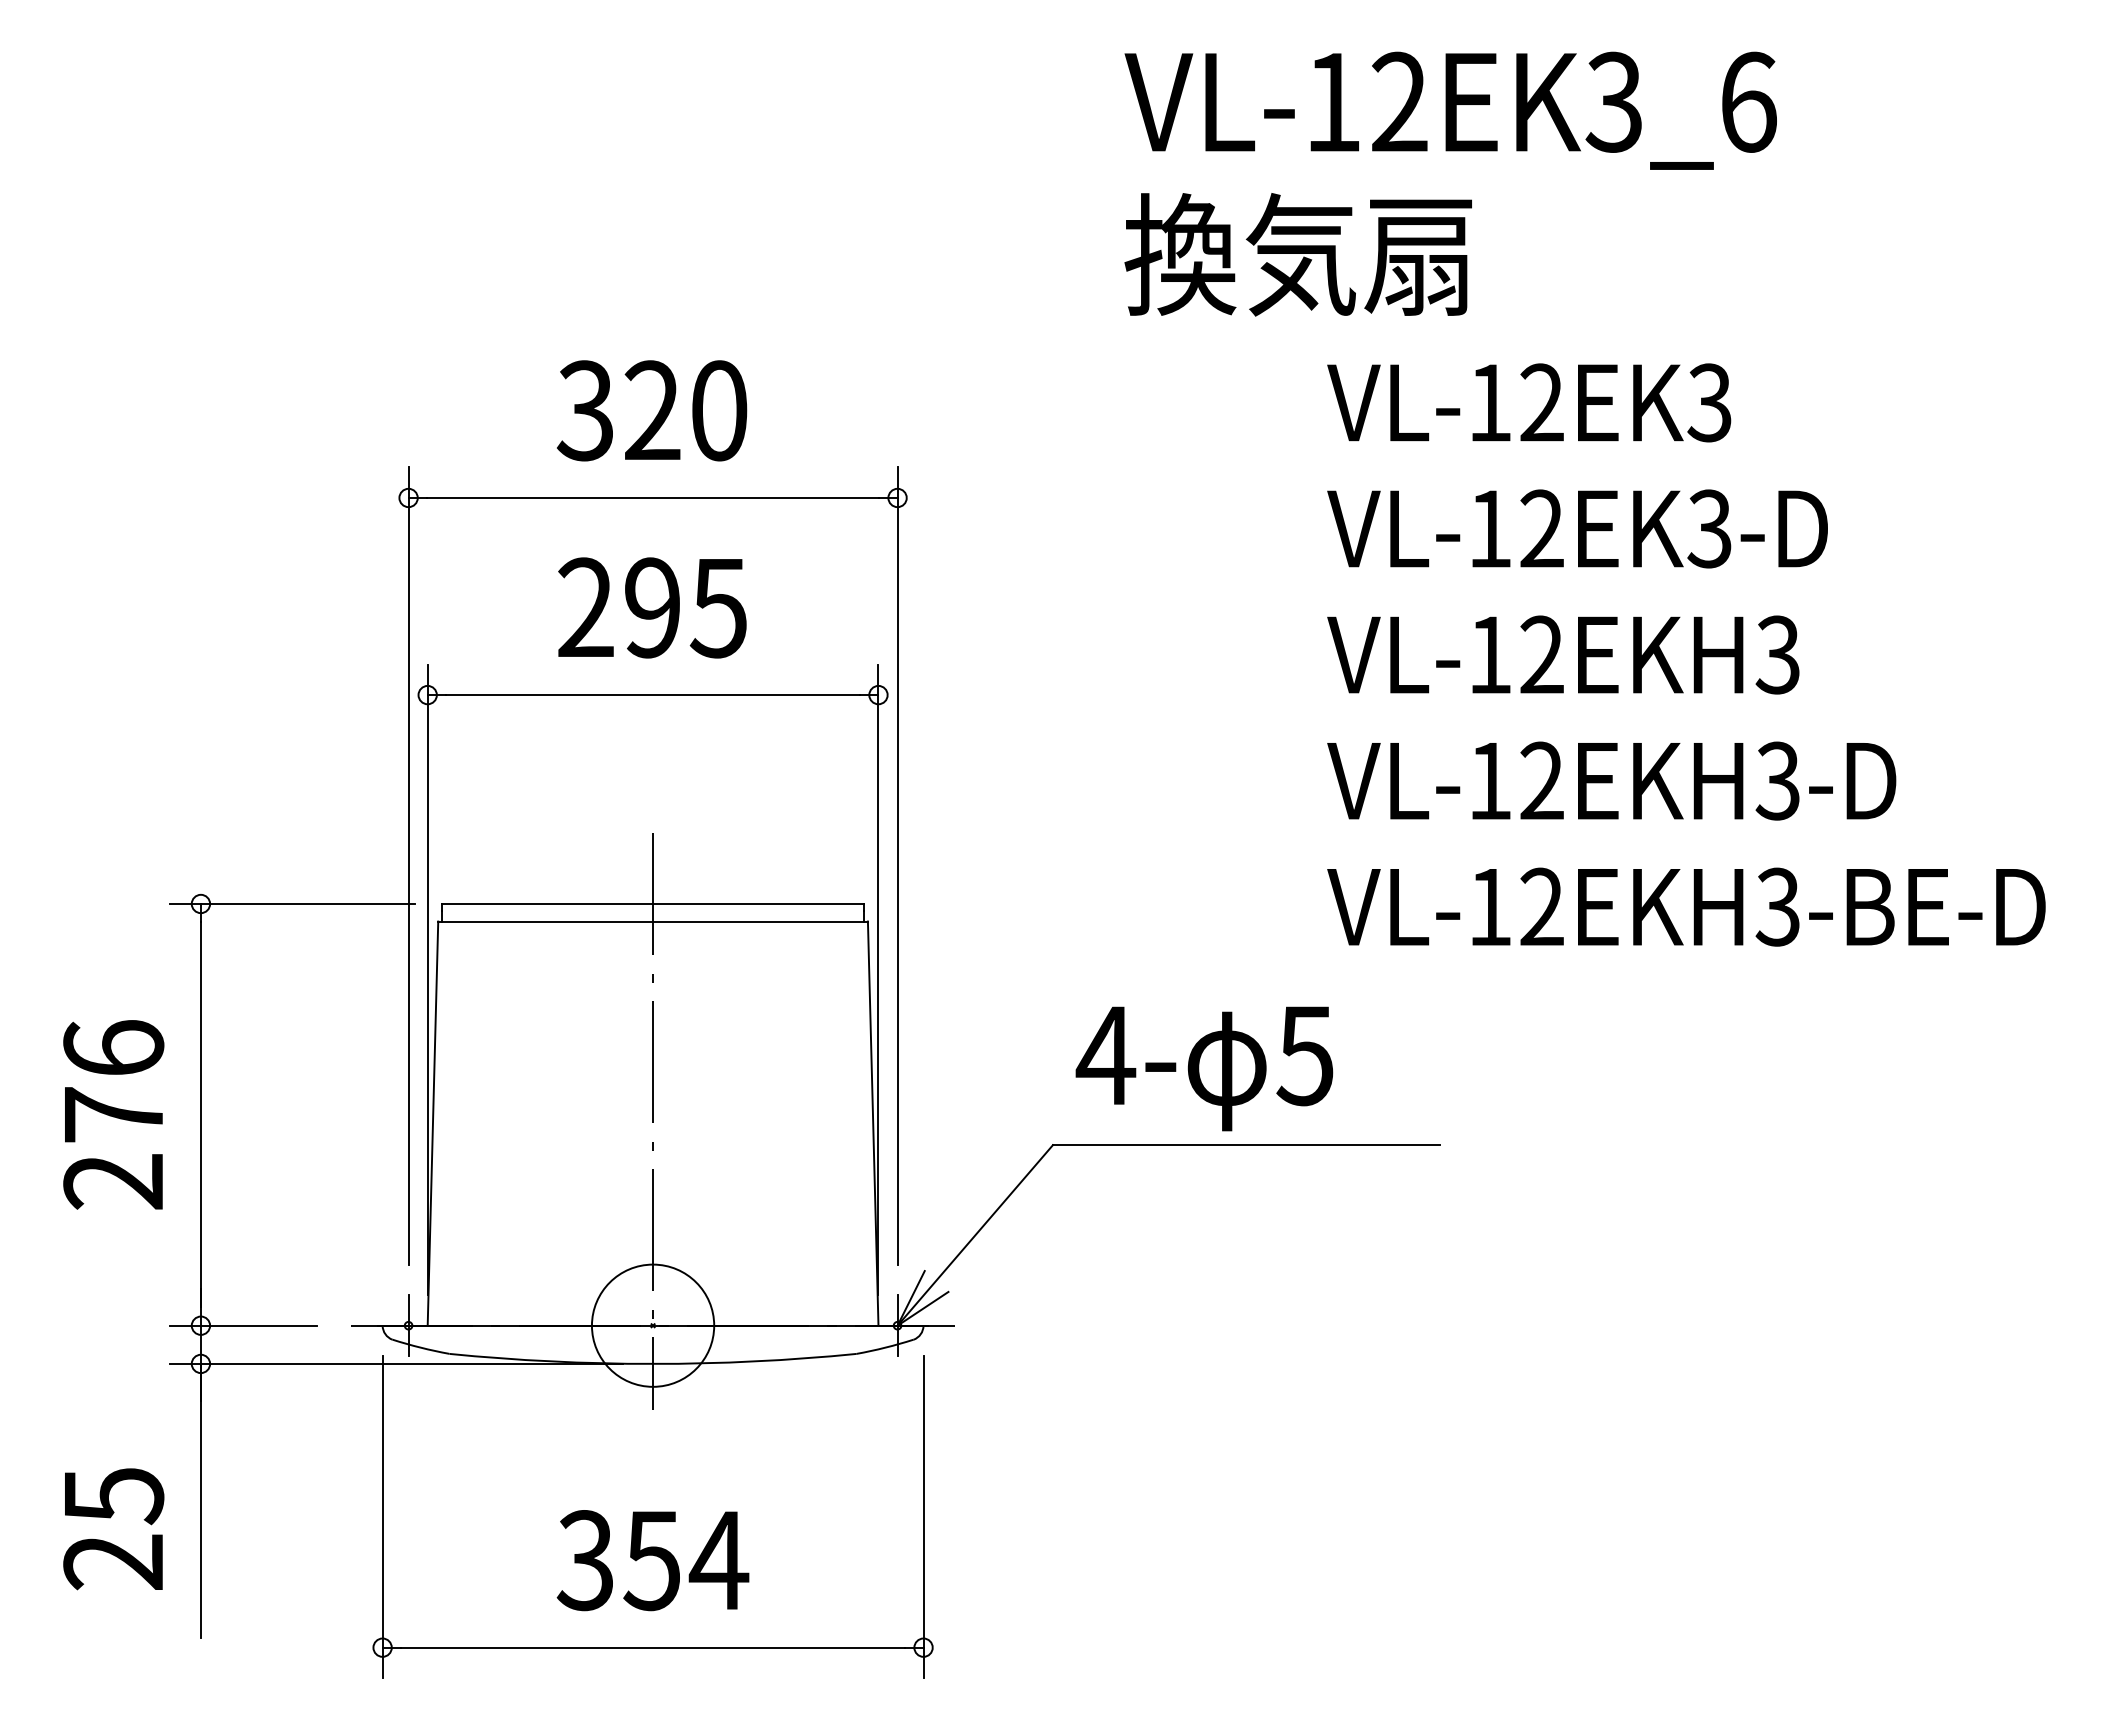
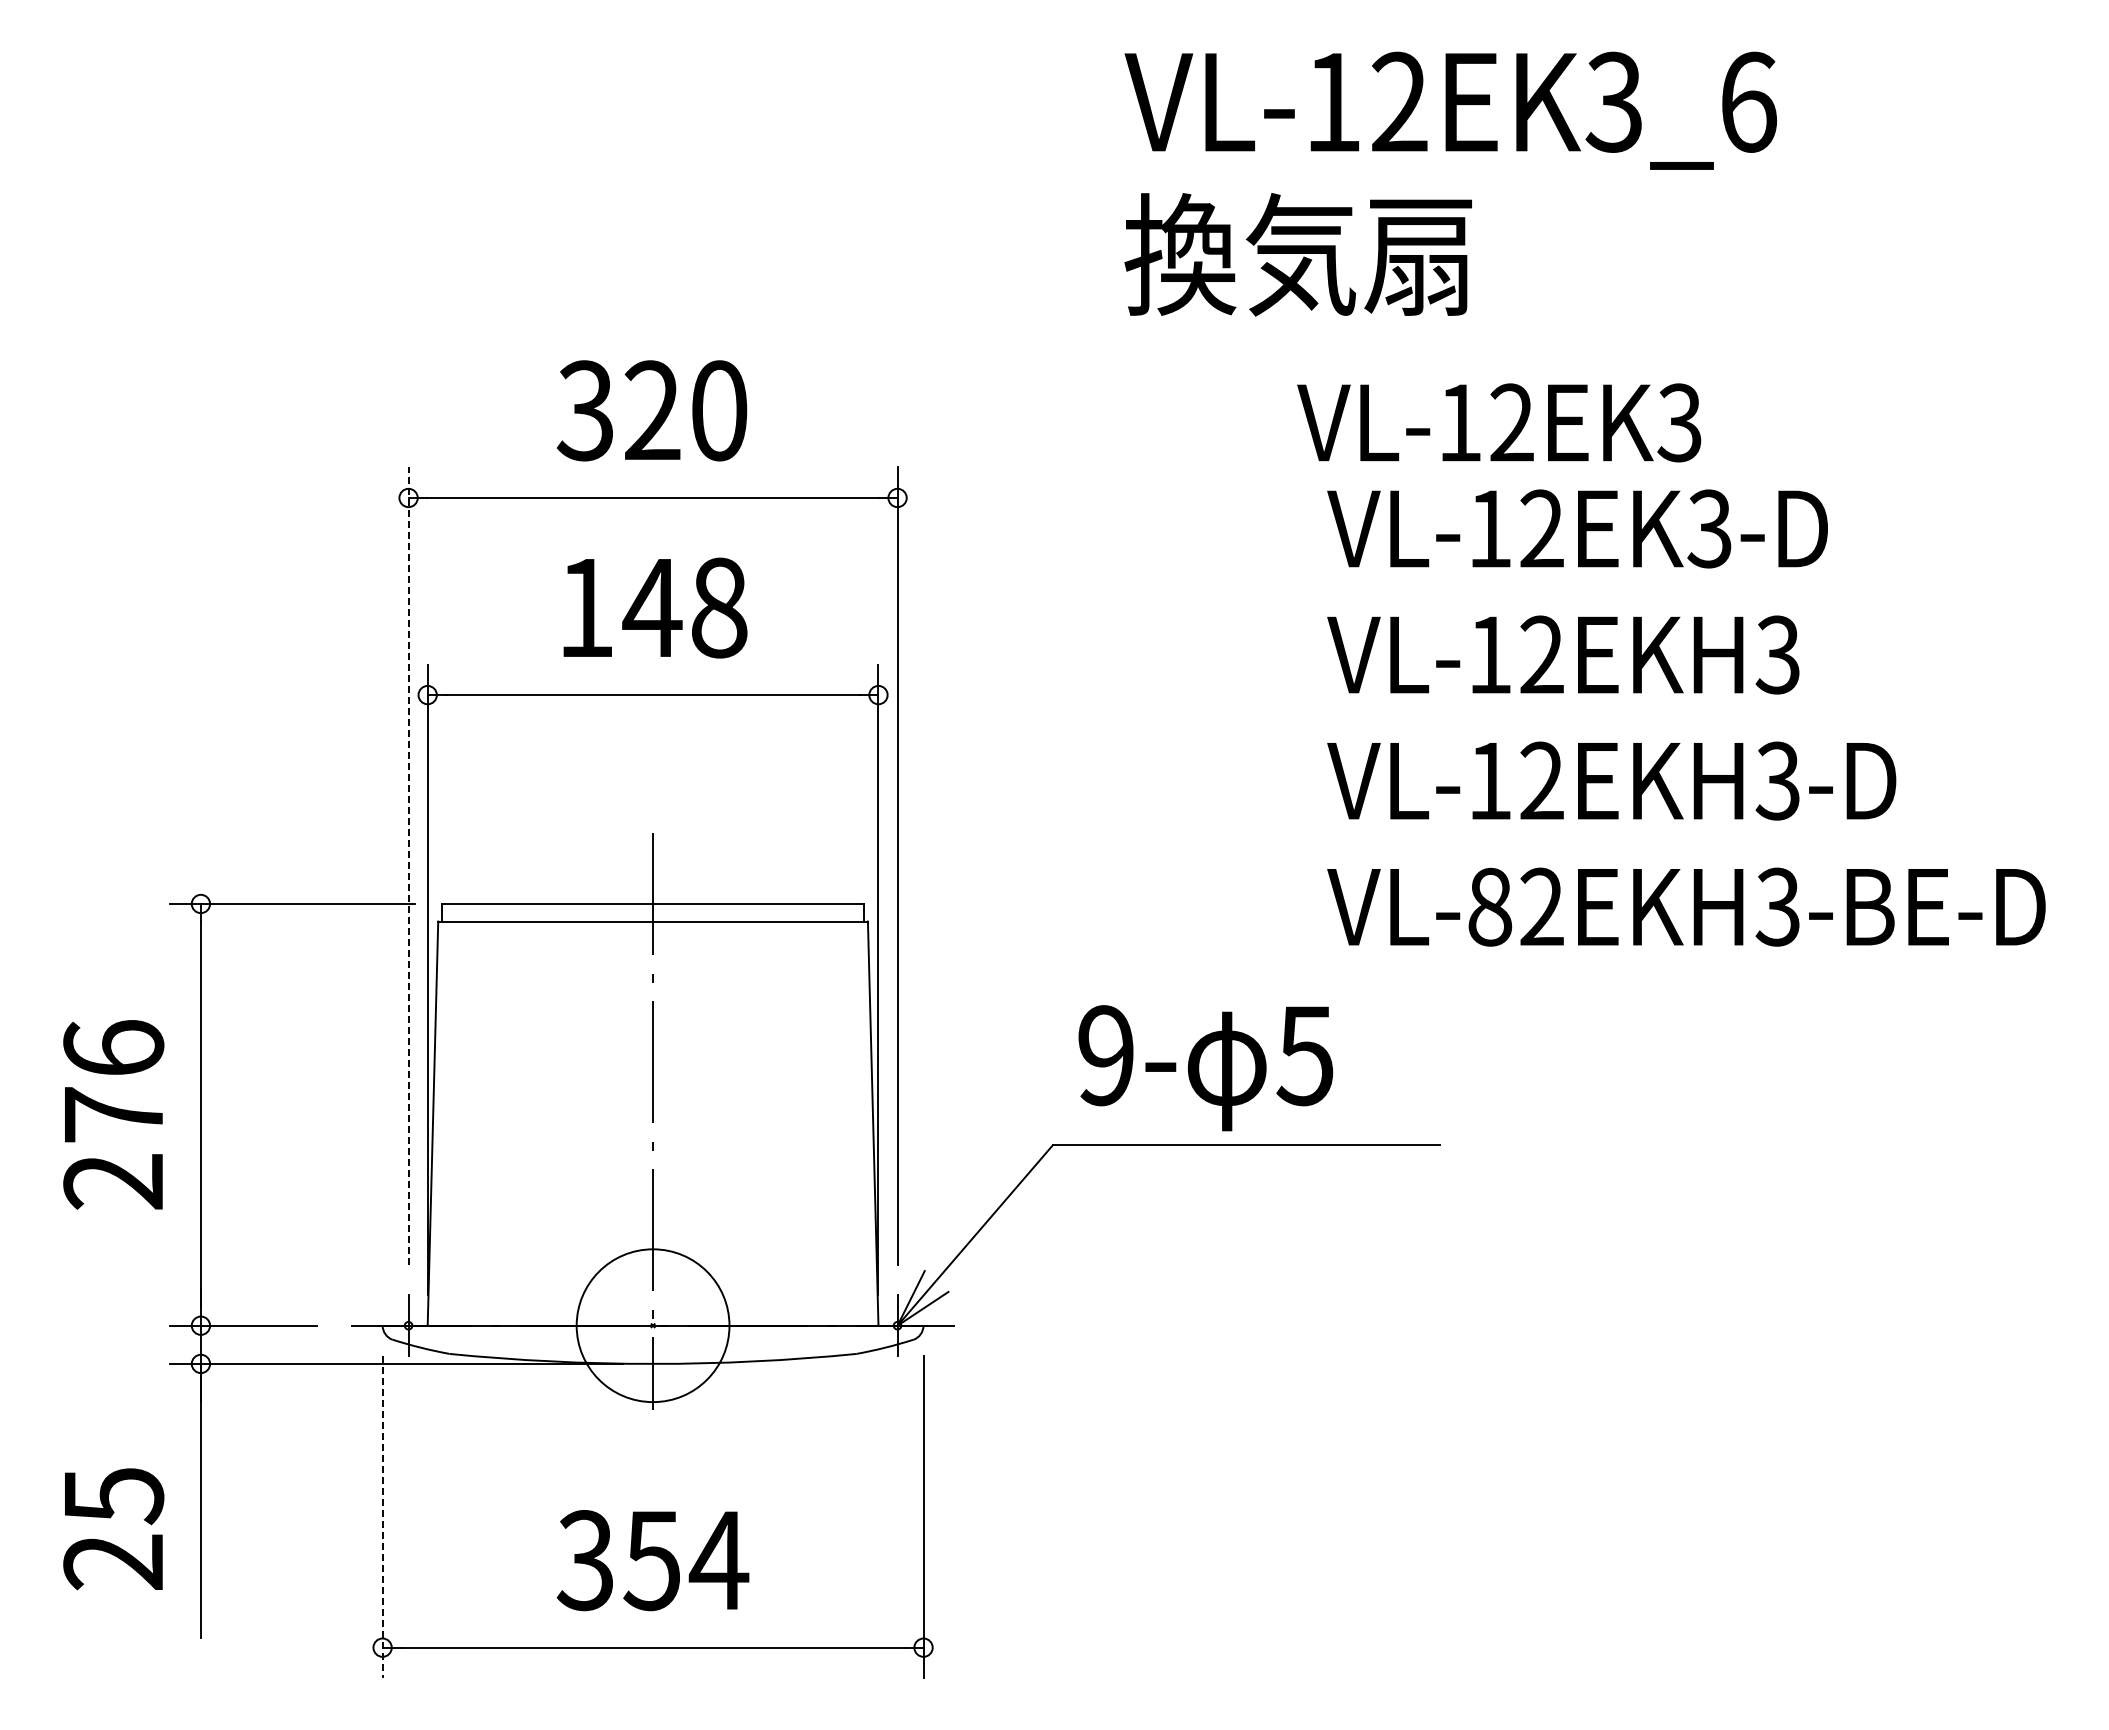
text position: (1529, 402) -> (1499, 422) (1499, 422)
text: 295 -> 148 (652, 607)
line: solid -> dashed (408, 866)
text: VL-12EKH3-BE-D -> VL-82EKH3-BE-D (1490, 906)
text: 4- -> 9- (1105, 1055)
circle diameter: 122 px -> 153 px (652, 1325)
line: solid -> dashed (382, 1517)
